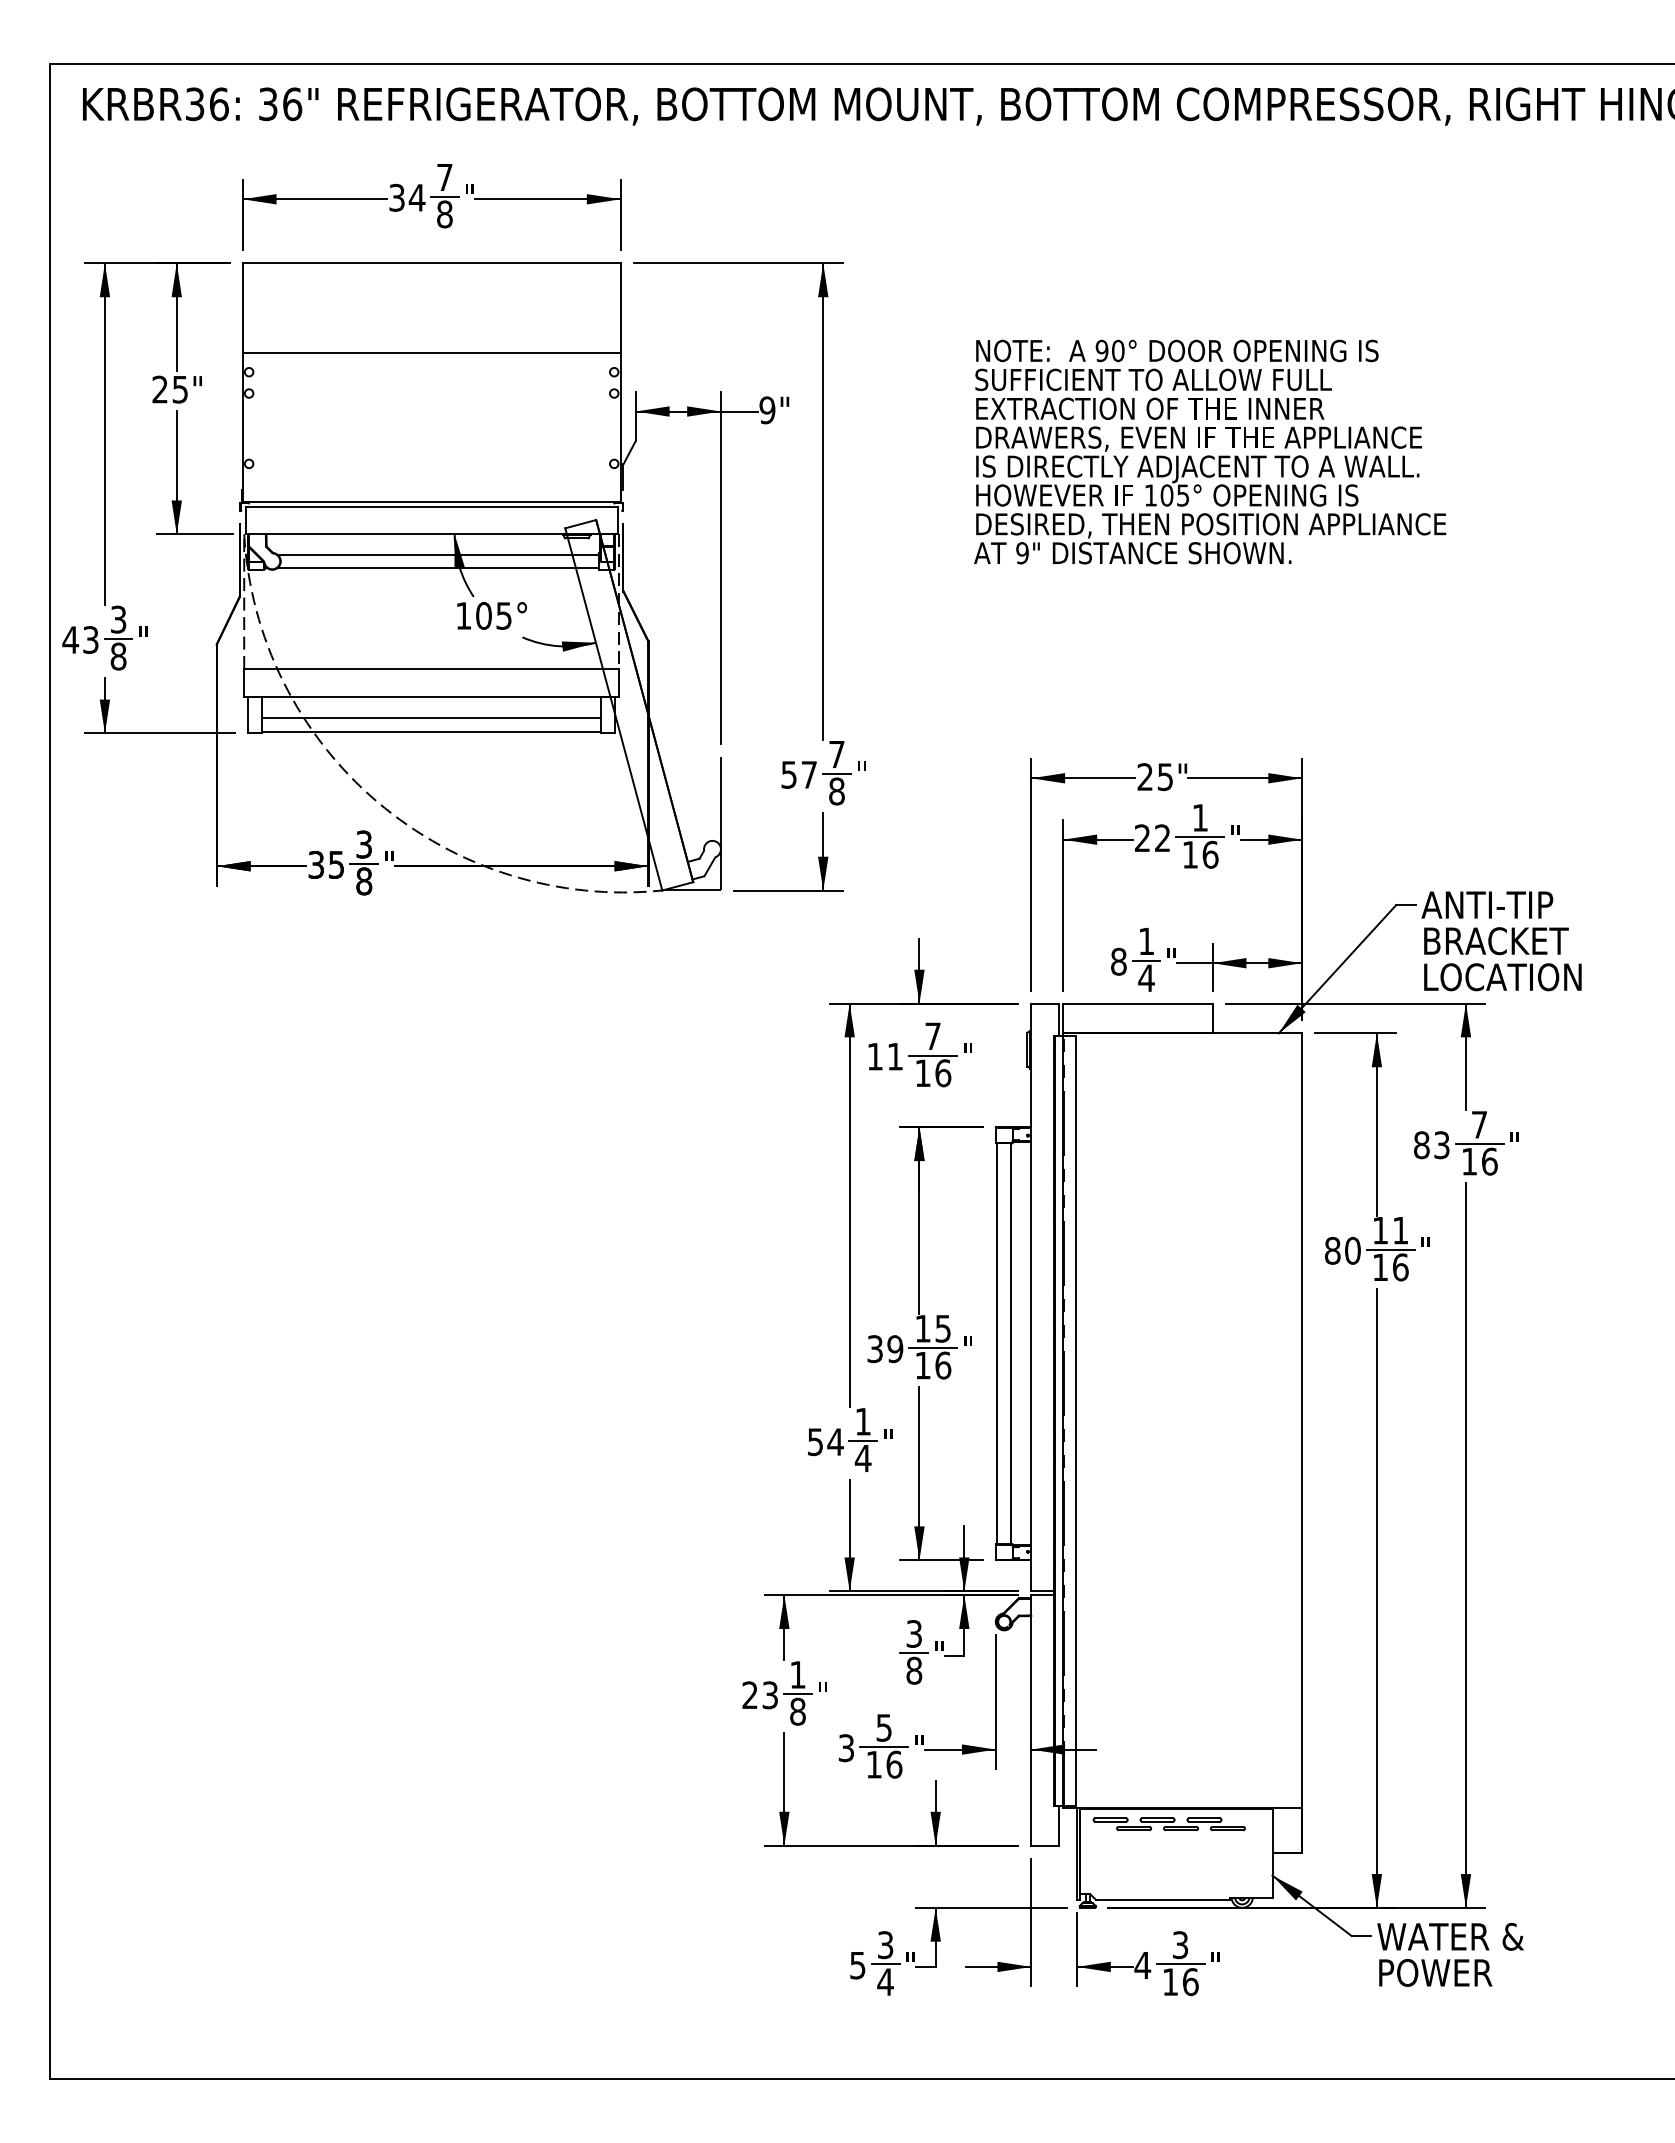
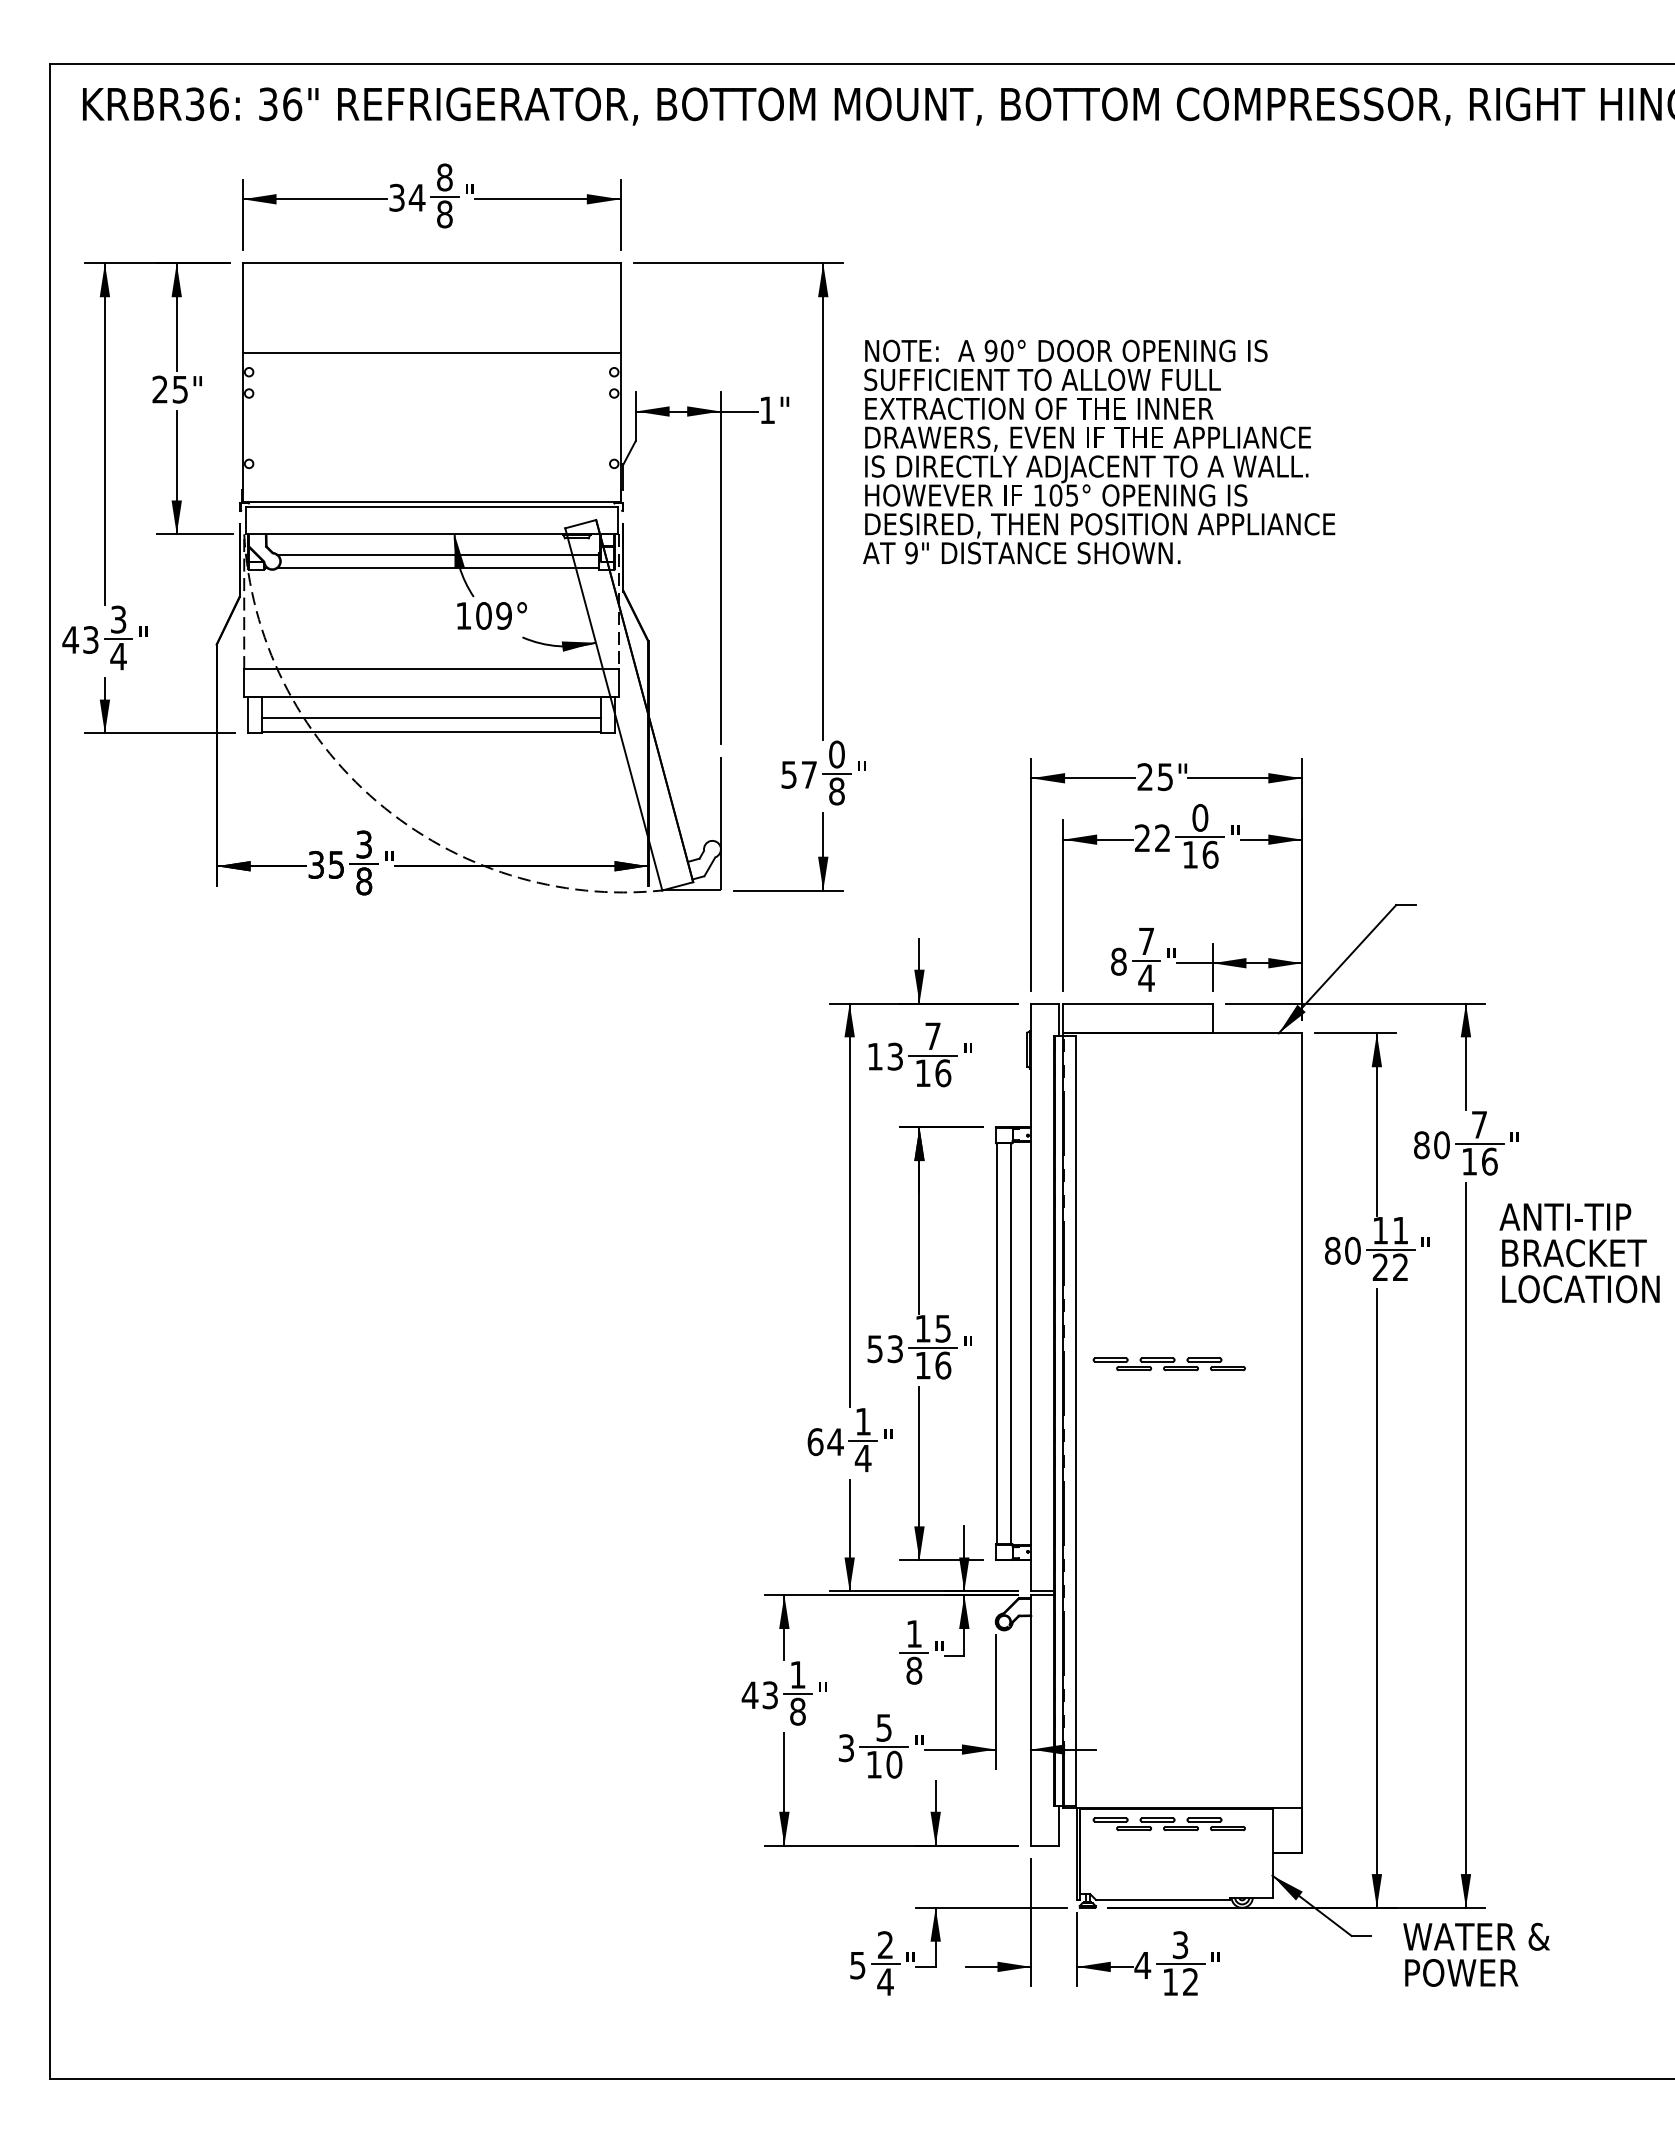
text: 7 -> 8 (444, 177)
text: 9" -> 1" (767, 410)
text position: (1210, 451) -> (1099, 451) (1099, 451)
text: 105° -> 109° (503, 615)
text: 8 -> 4 (118, 656)
text: 7 -> 0 (836, 754)
text: 1 -> 0 (1200, 817)
text: 1 -> 7 (1146, 940)
text position: (1501, 941) -> (1579, 1253) (1579, 1253)
text: 11 -> 13 (894, 1056)
text: 83 -> 80 (1441, 1145)
text: 16 -> 22 (1390, 1267)
text: 39 -> 53 (885, 1348)
part: none -> present (1168, 1364)
text: 54 -> 64 (815, 1442)
text: 3 -> 1 (913, 1633)
text: 23 -> 43 (749, 1694)
text: 16 -> 10 (894, 1764)
text: 3 -> 2 (885, 1945)
text position: (1450, 1954) -> (1476, 1954) (1476, 1954)
text: 16 -> 12 (1190, 1982)
